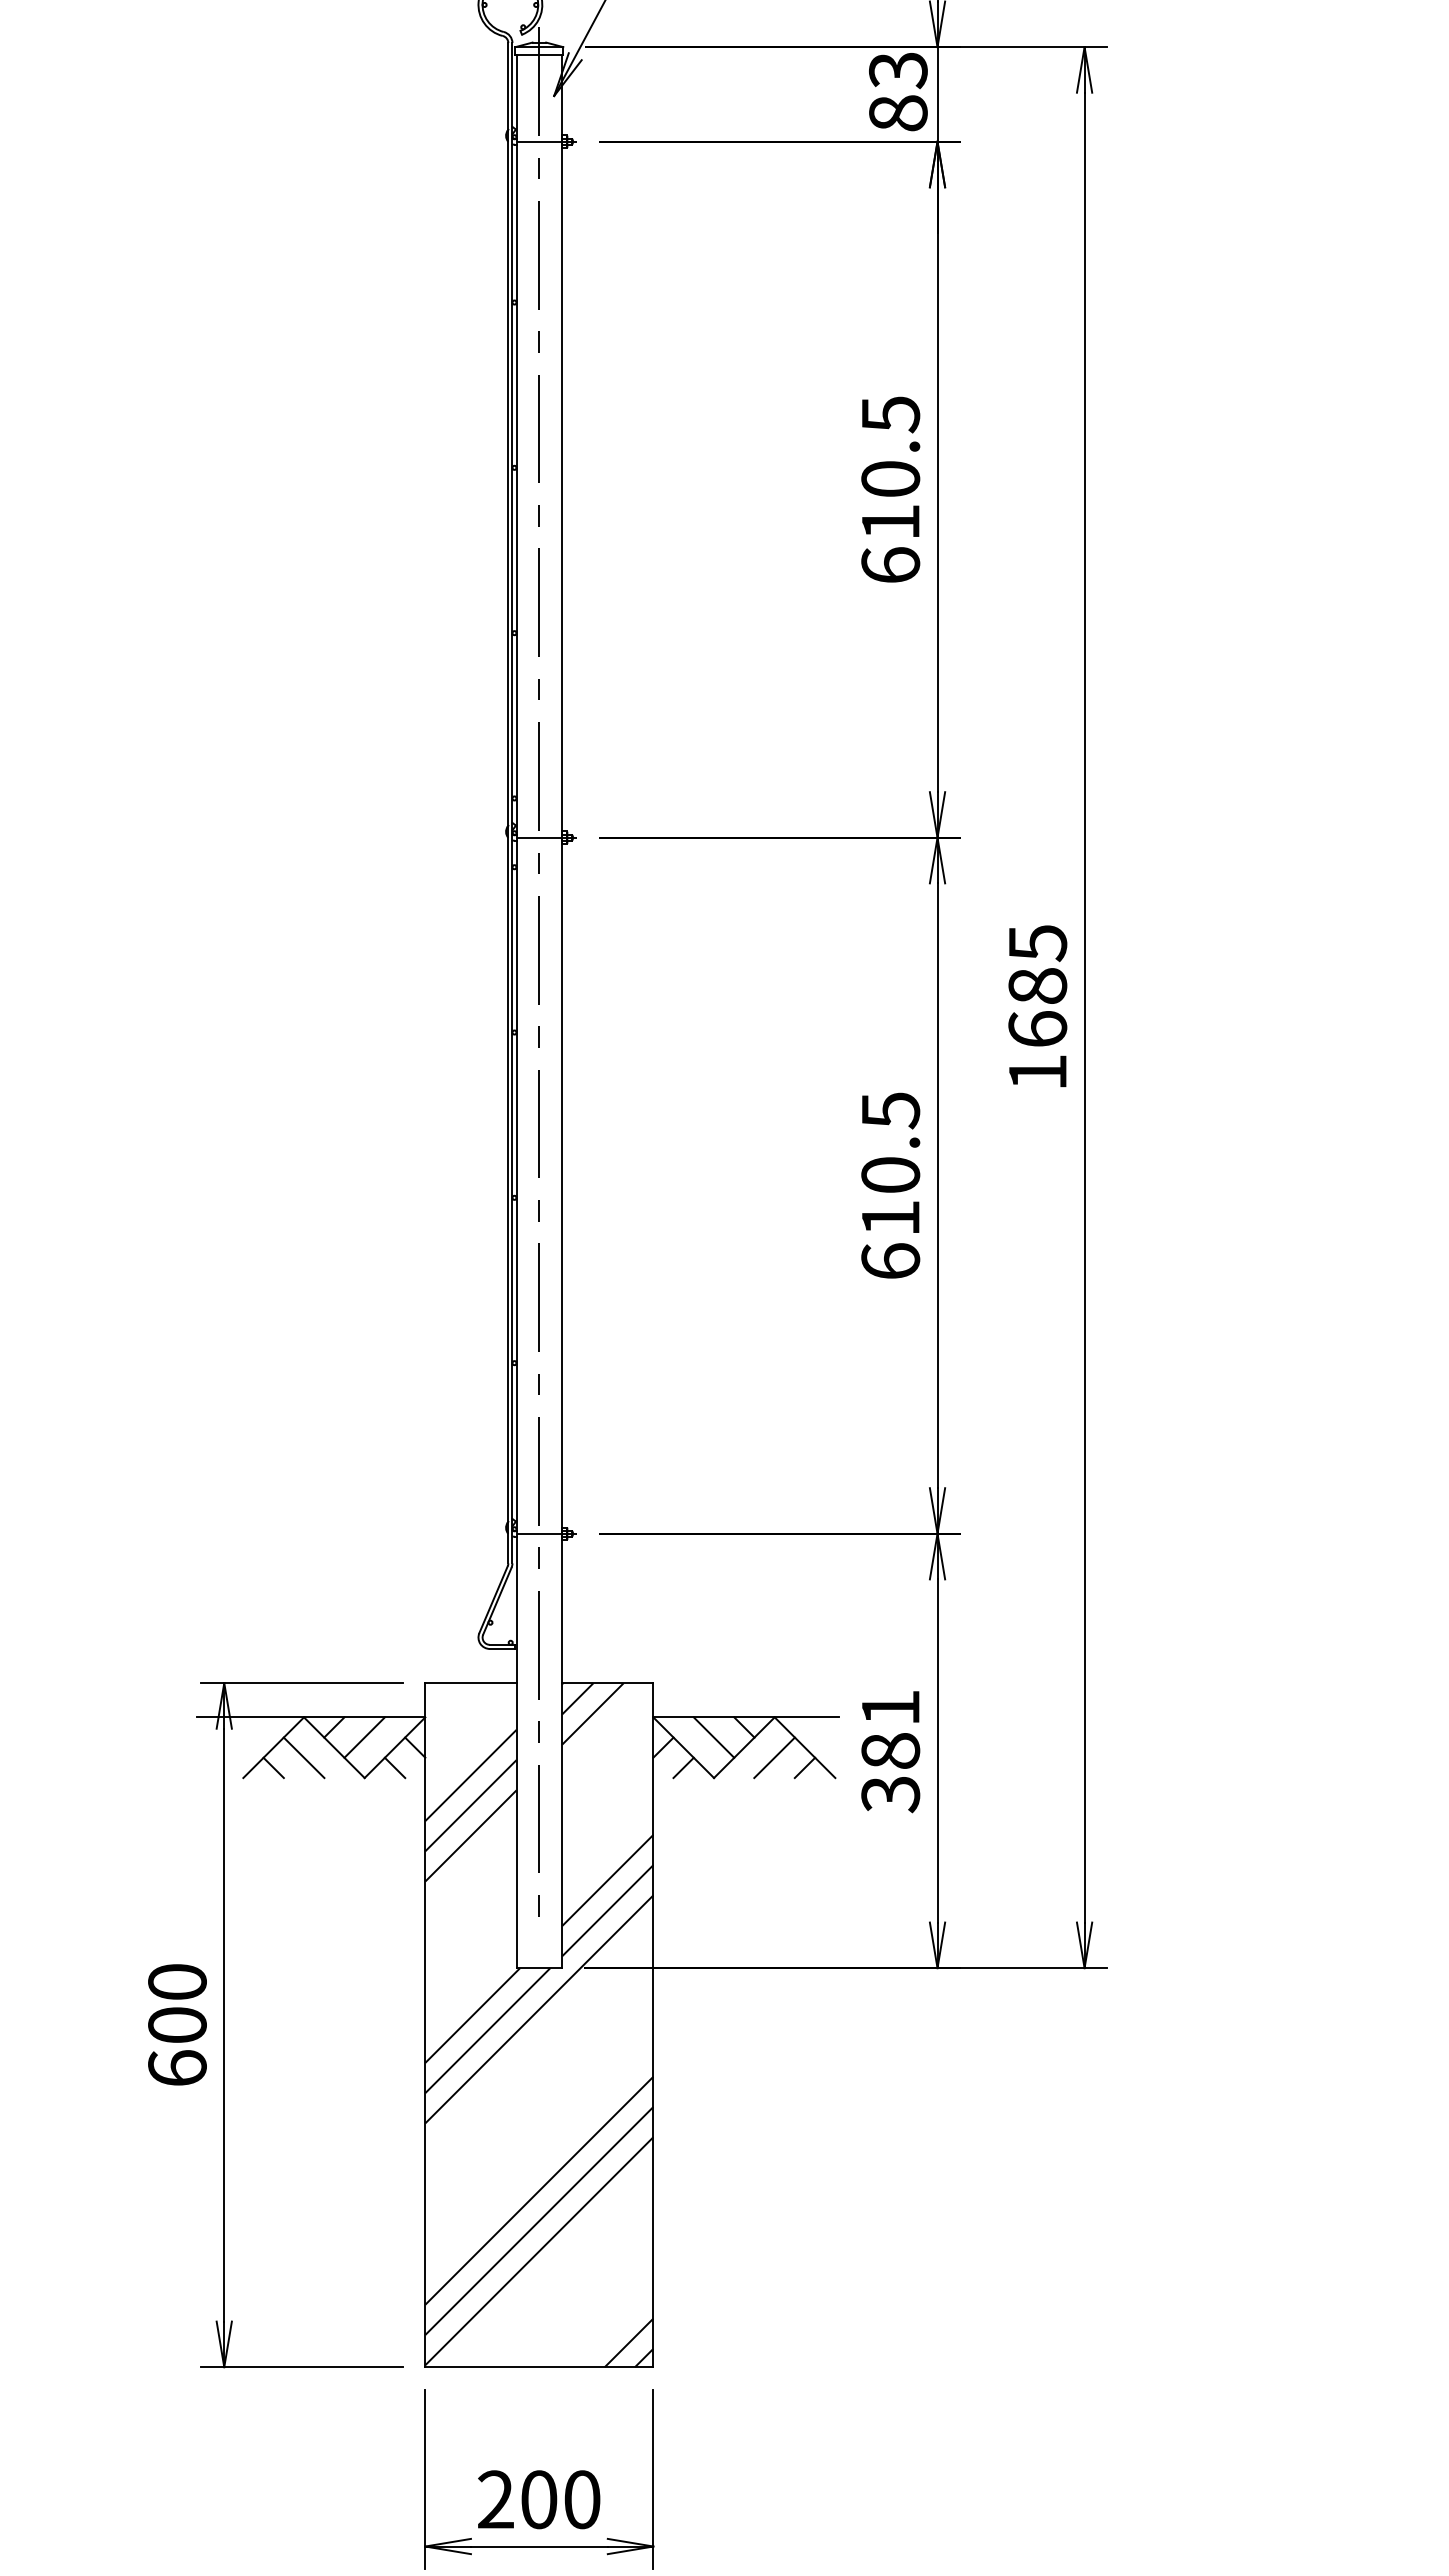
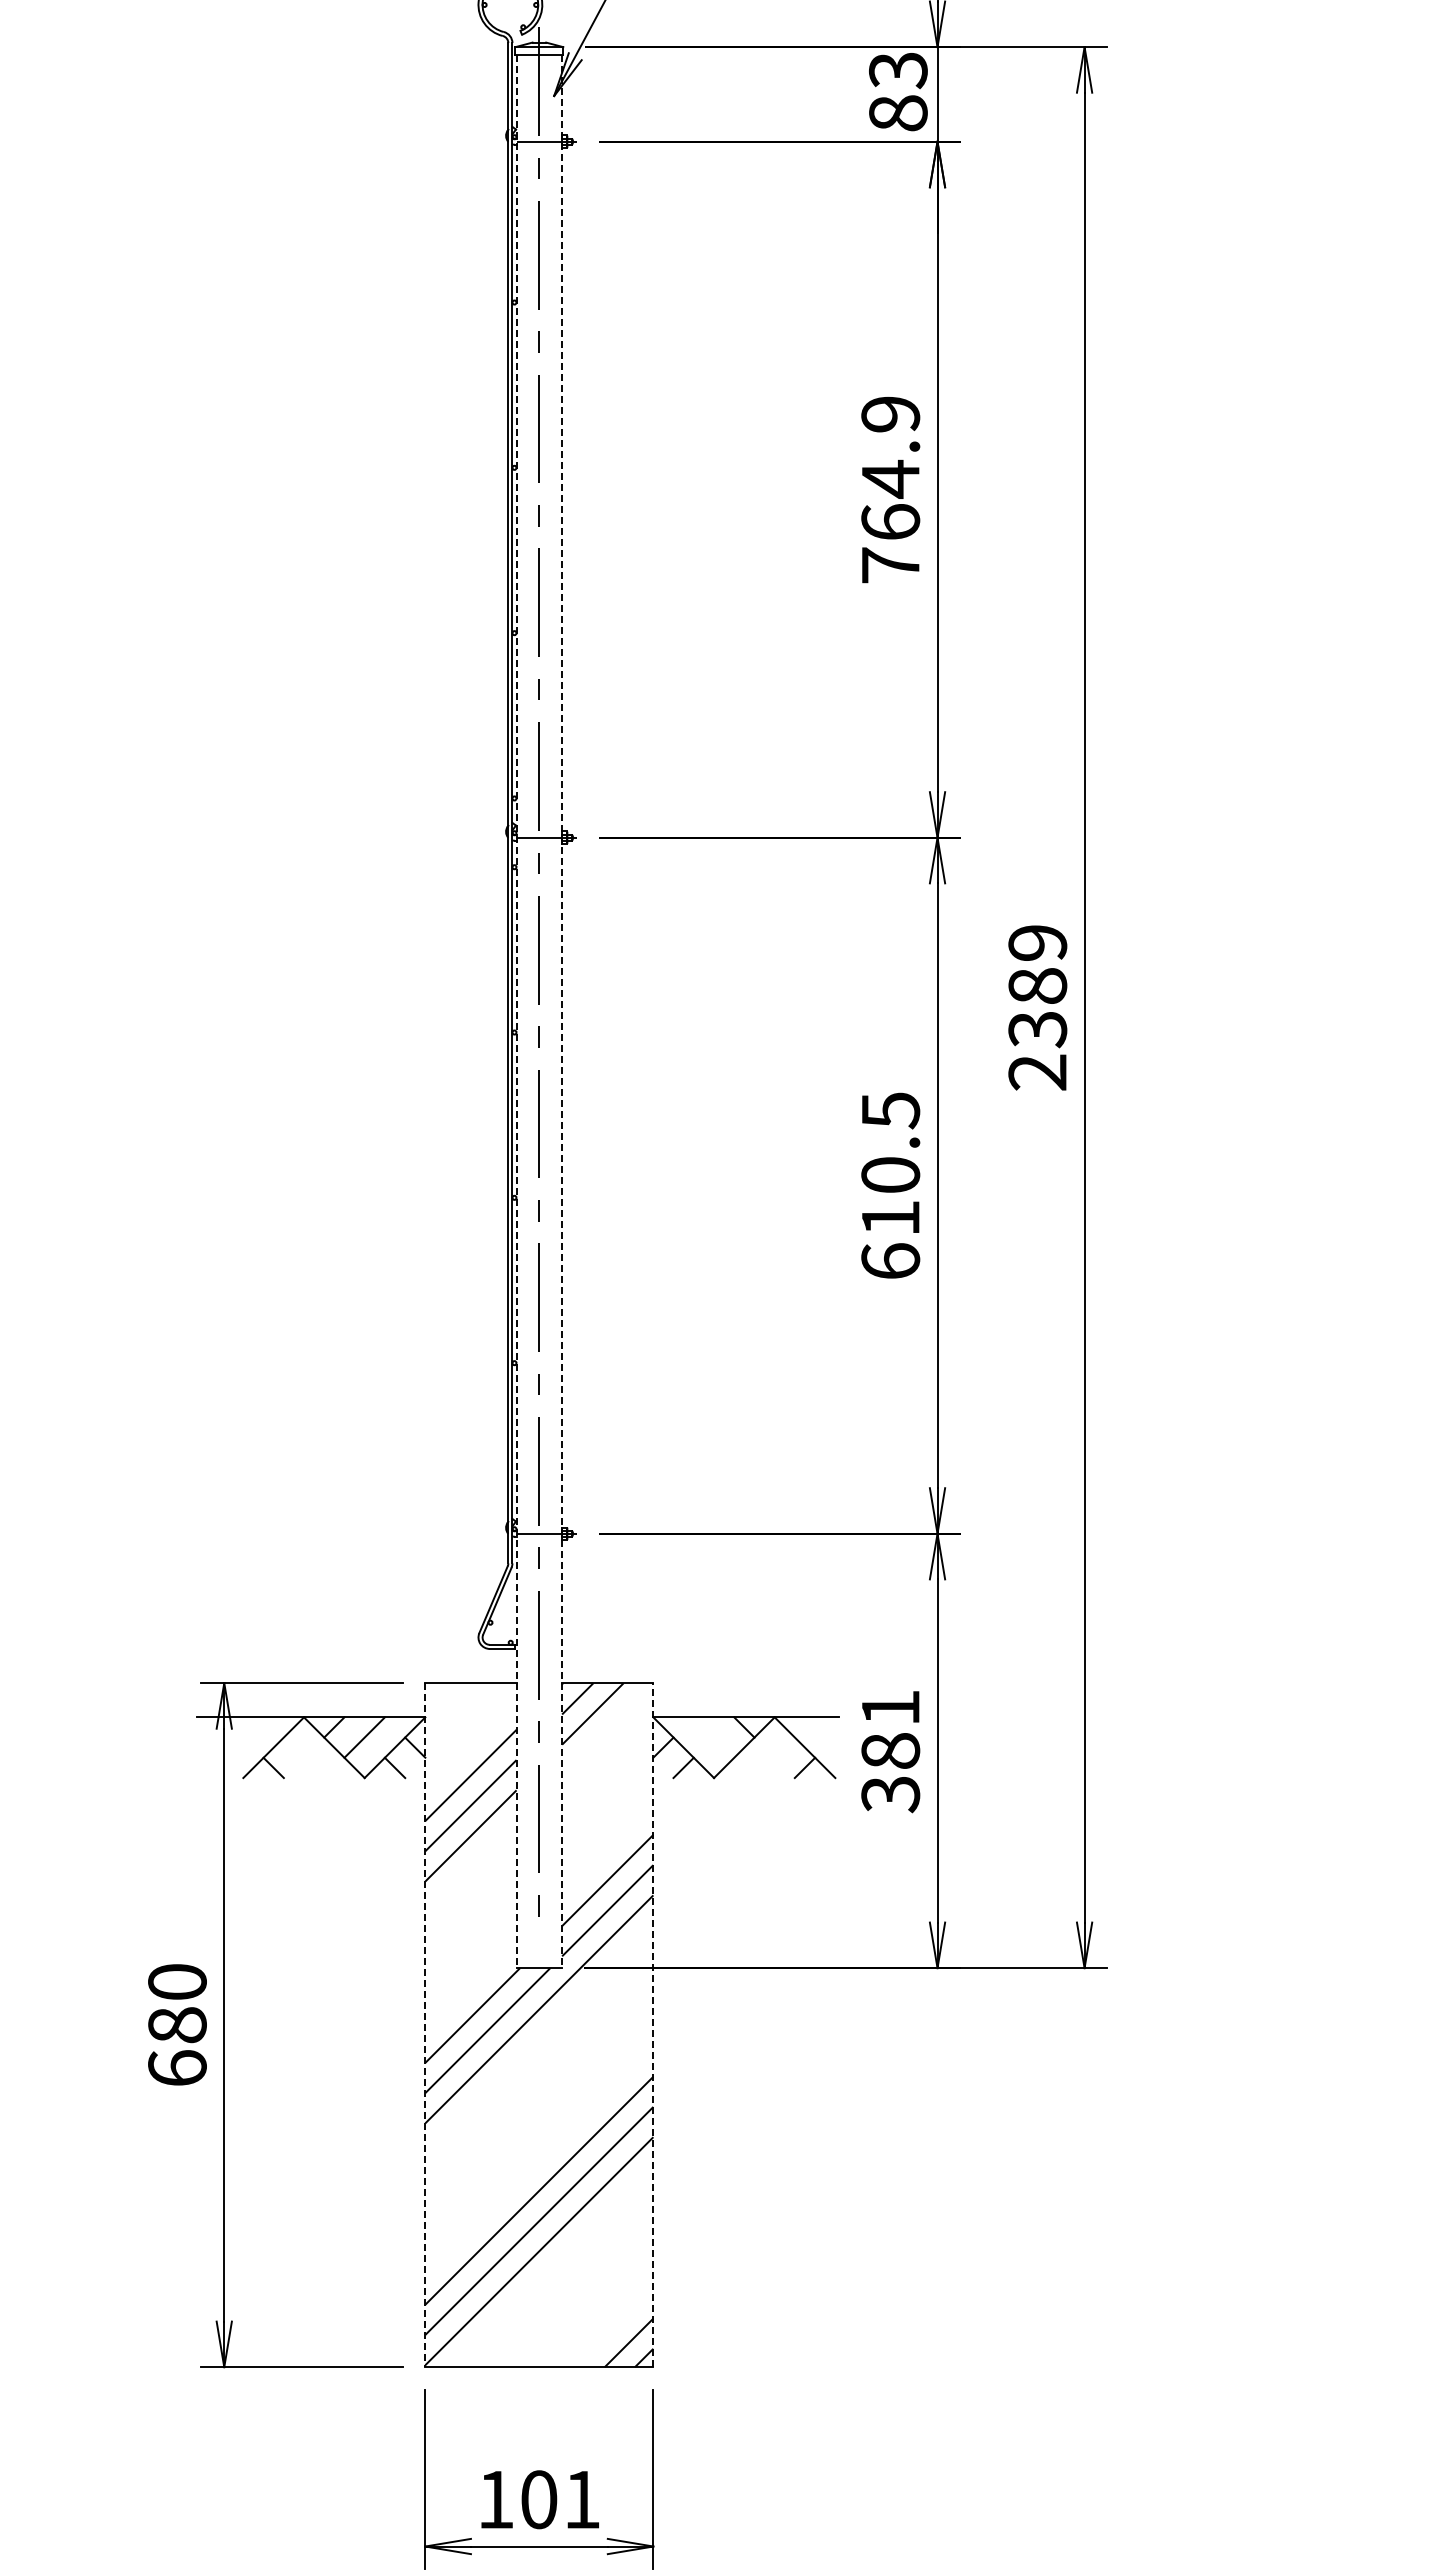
text: 610.5 -> 764.9 (890, 489)
text: 1685 -> 2389 (1037, 1007)
line: solid -> dashed (516, 1011)
line: solid -> dashed (562, 1011)
line: present -> none (713, 1737)
line: present -> none (303, 1757)
line: present -> none (774, 1757)
line: solid -> dashed (653, 2024)
text: 600 -> 680 (177, 2025)
line: solid -> dashed (425, 2025)
text: 200 -> 101 (539, 2499)
